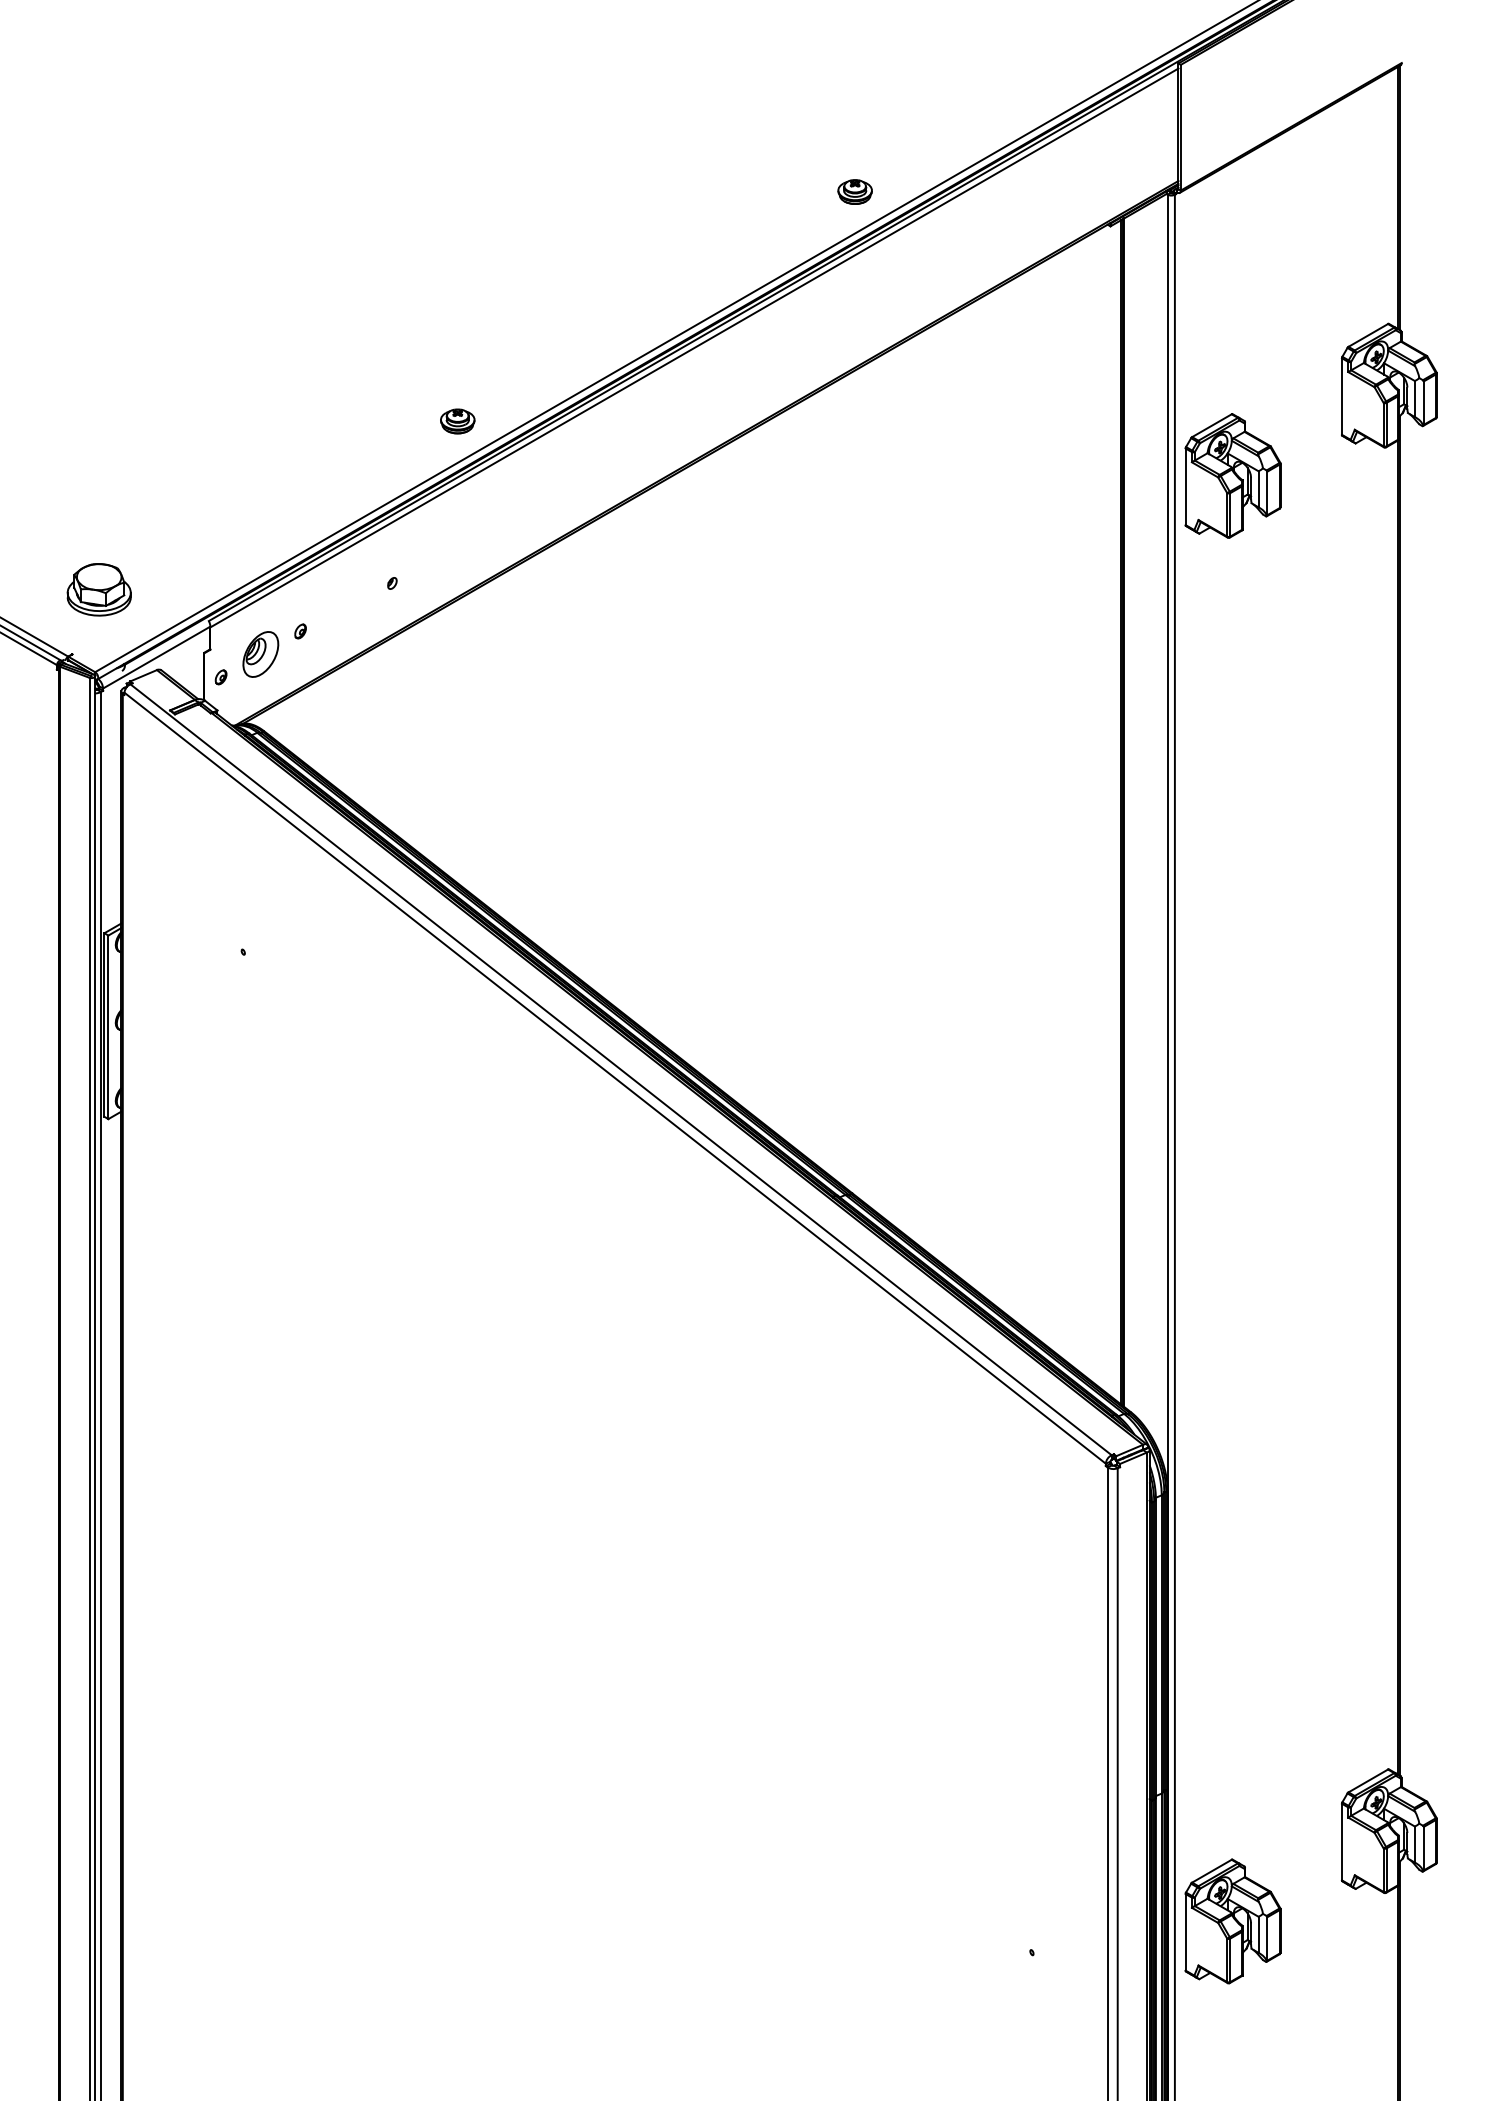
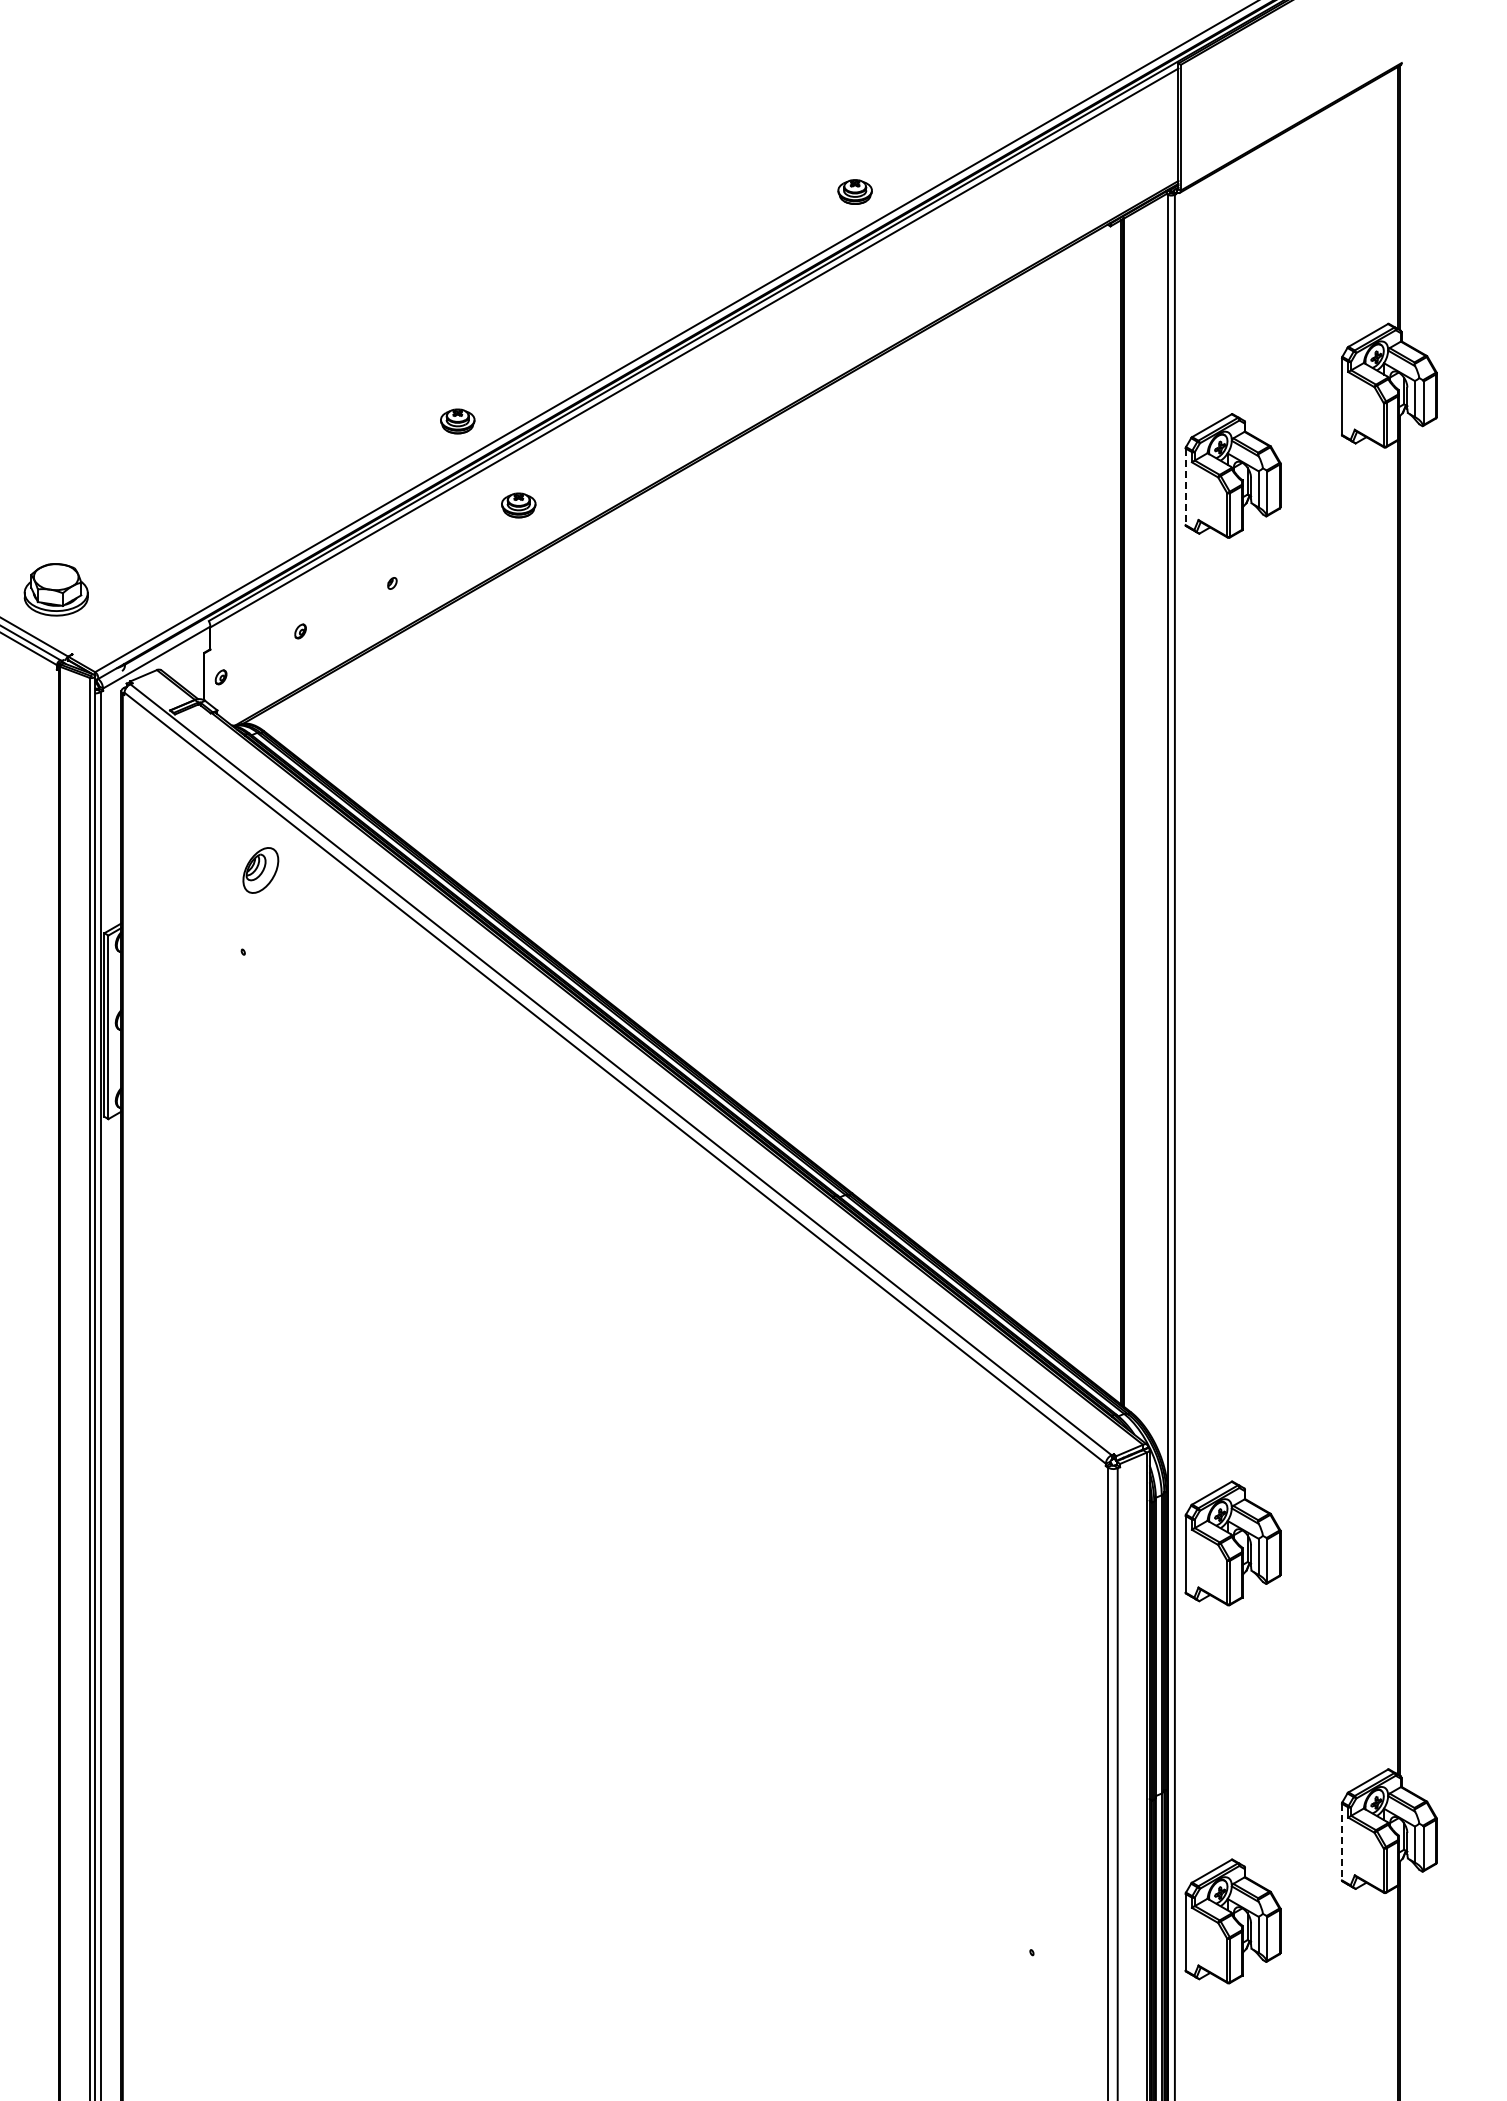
line: solid -> dashed (1185, 487)
part: none -> present (518, 505)
part position: (98, 589) -> (55, 589) (55, 589)
part position: (260, 654) -> (260, 870) (260, 870)
part: none -> present (1232, 1543)
line: solid -> dashed (1341, 1842)
